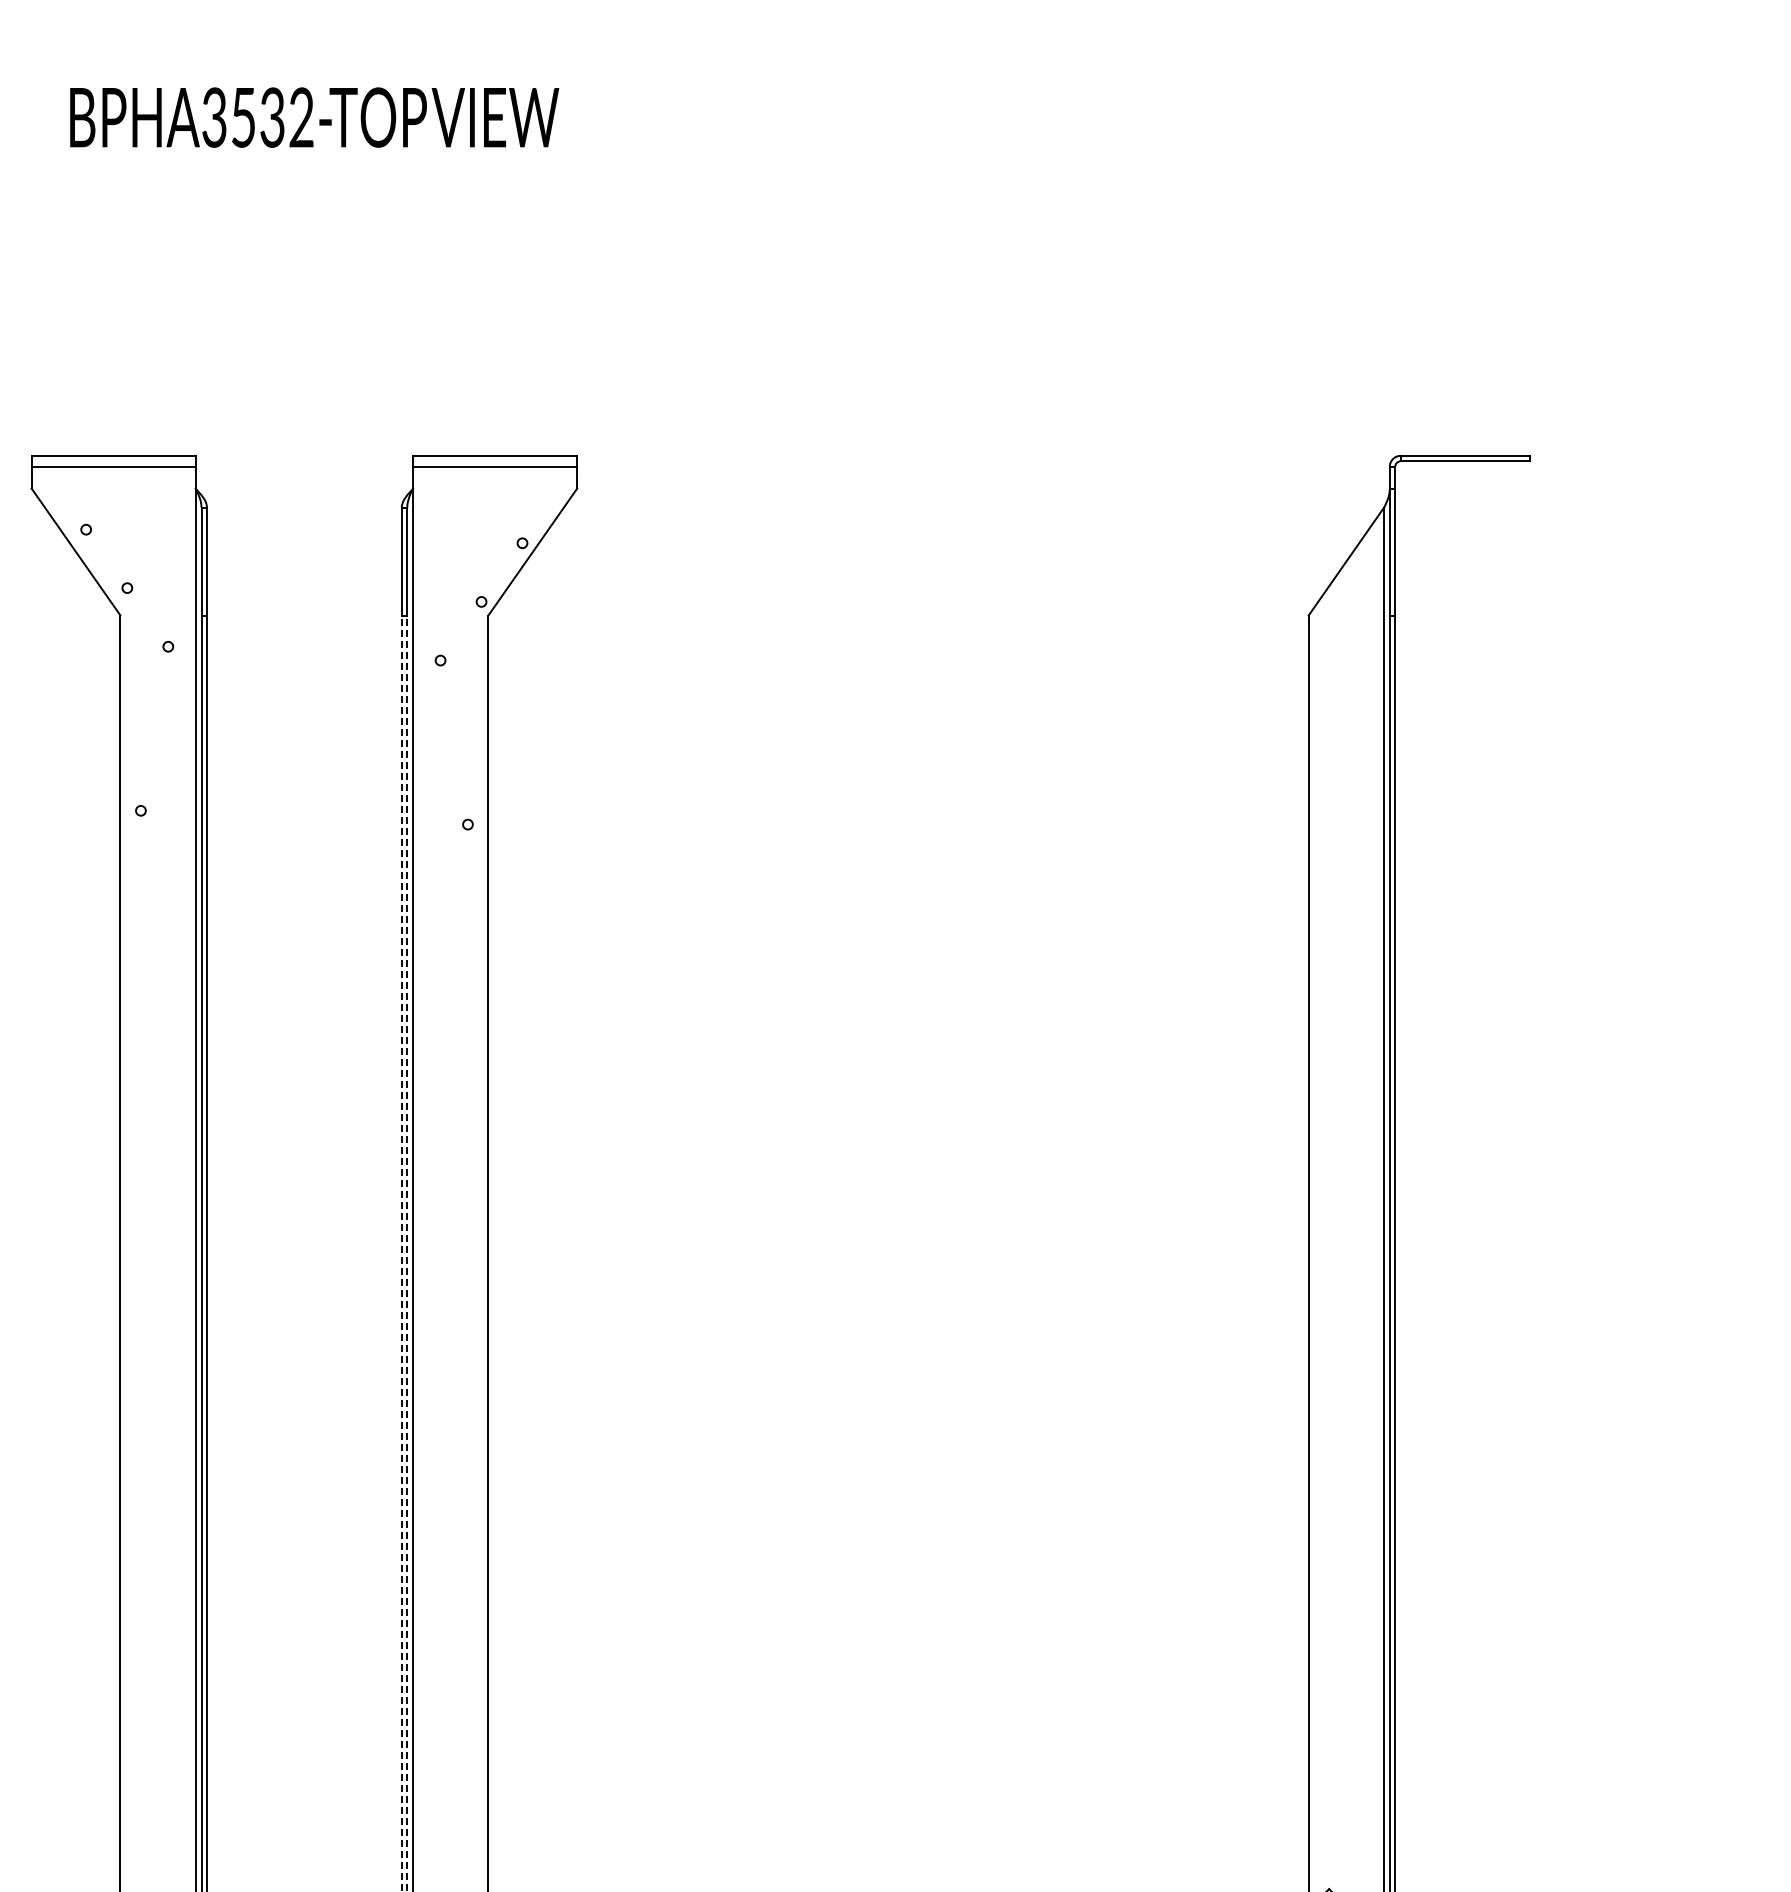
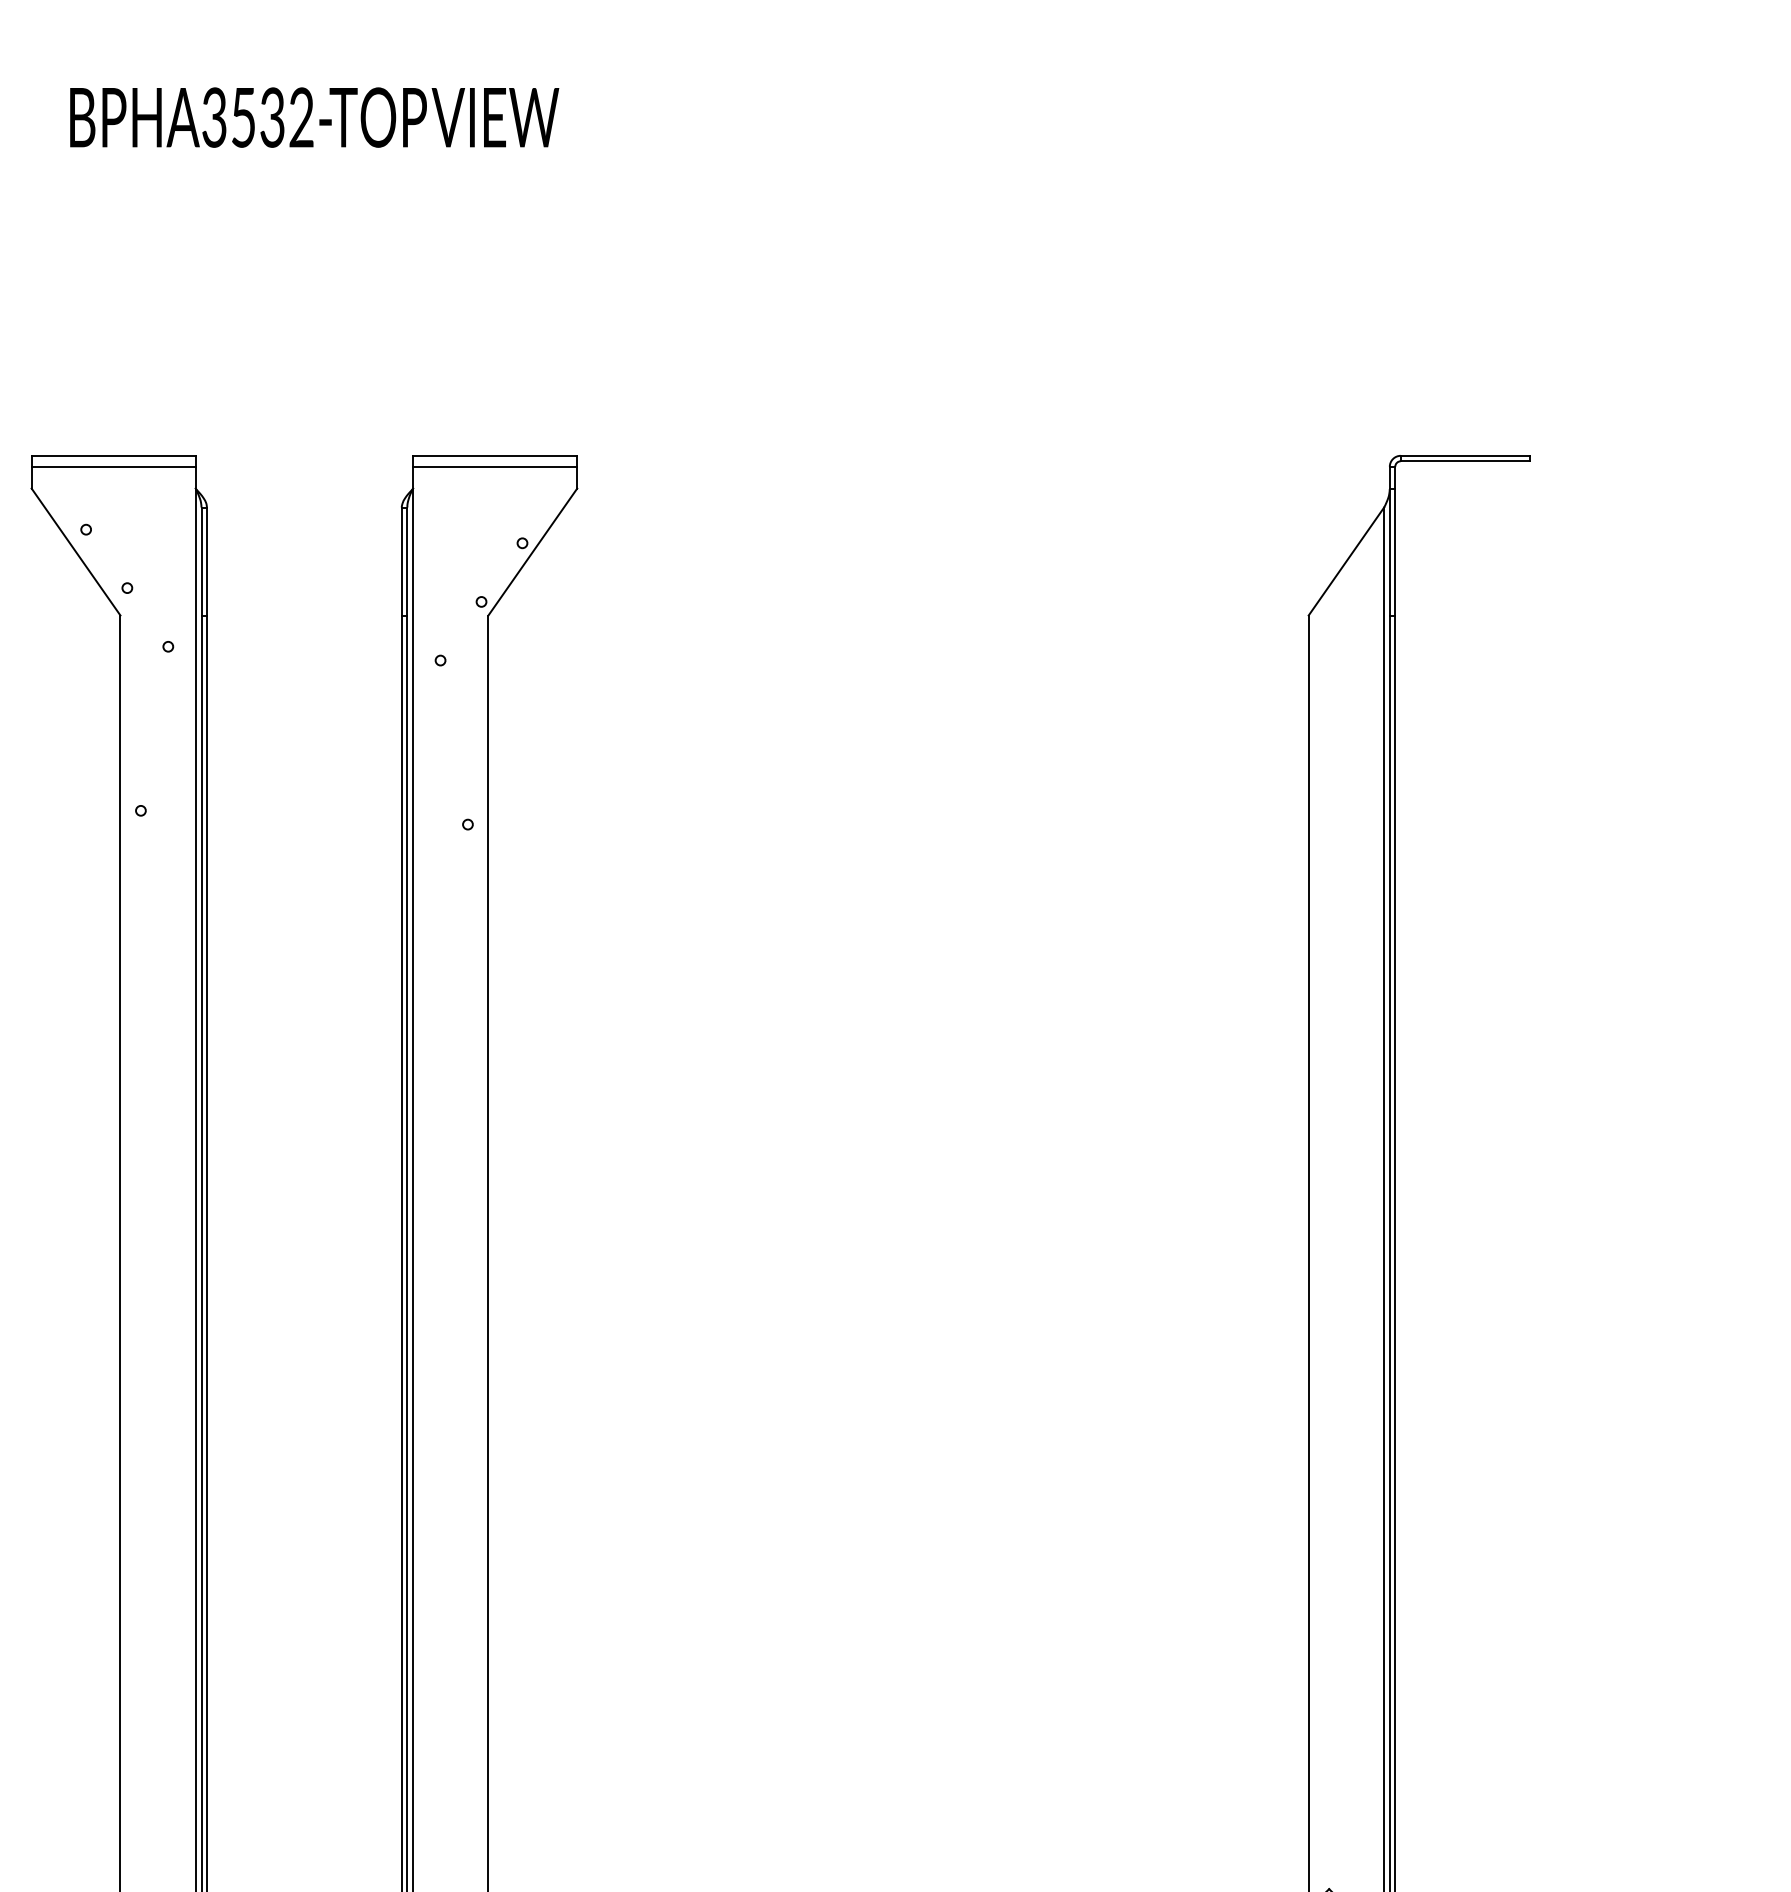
line: dashed -> solid (401, 1253)
line: dashed -> solid (407, 1253)
